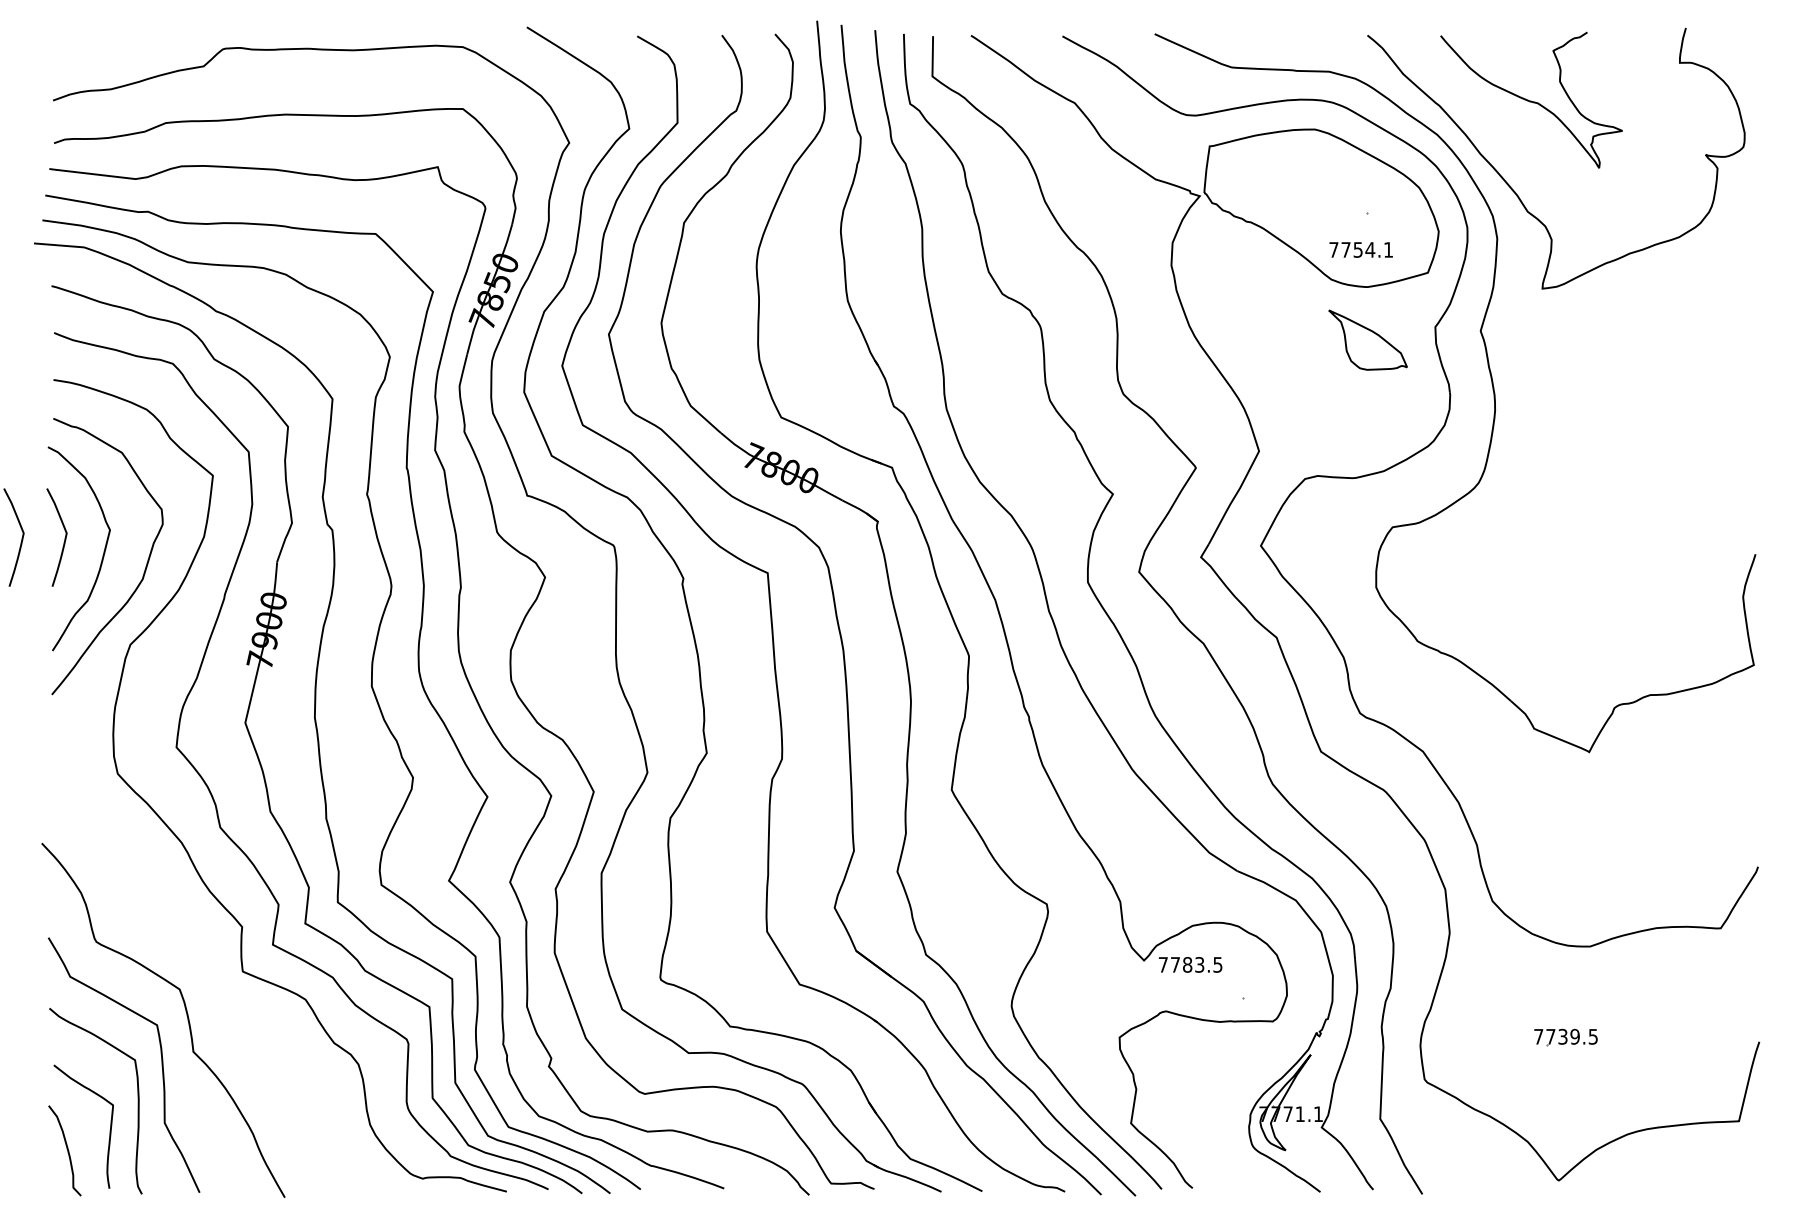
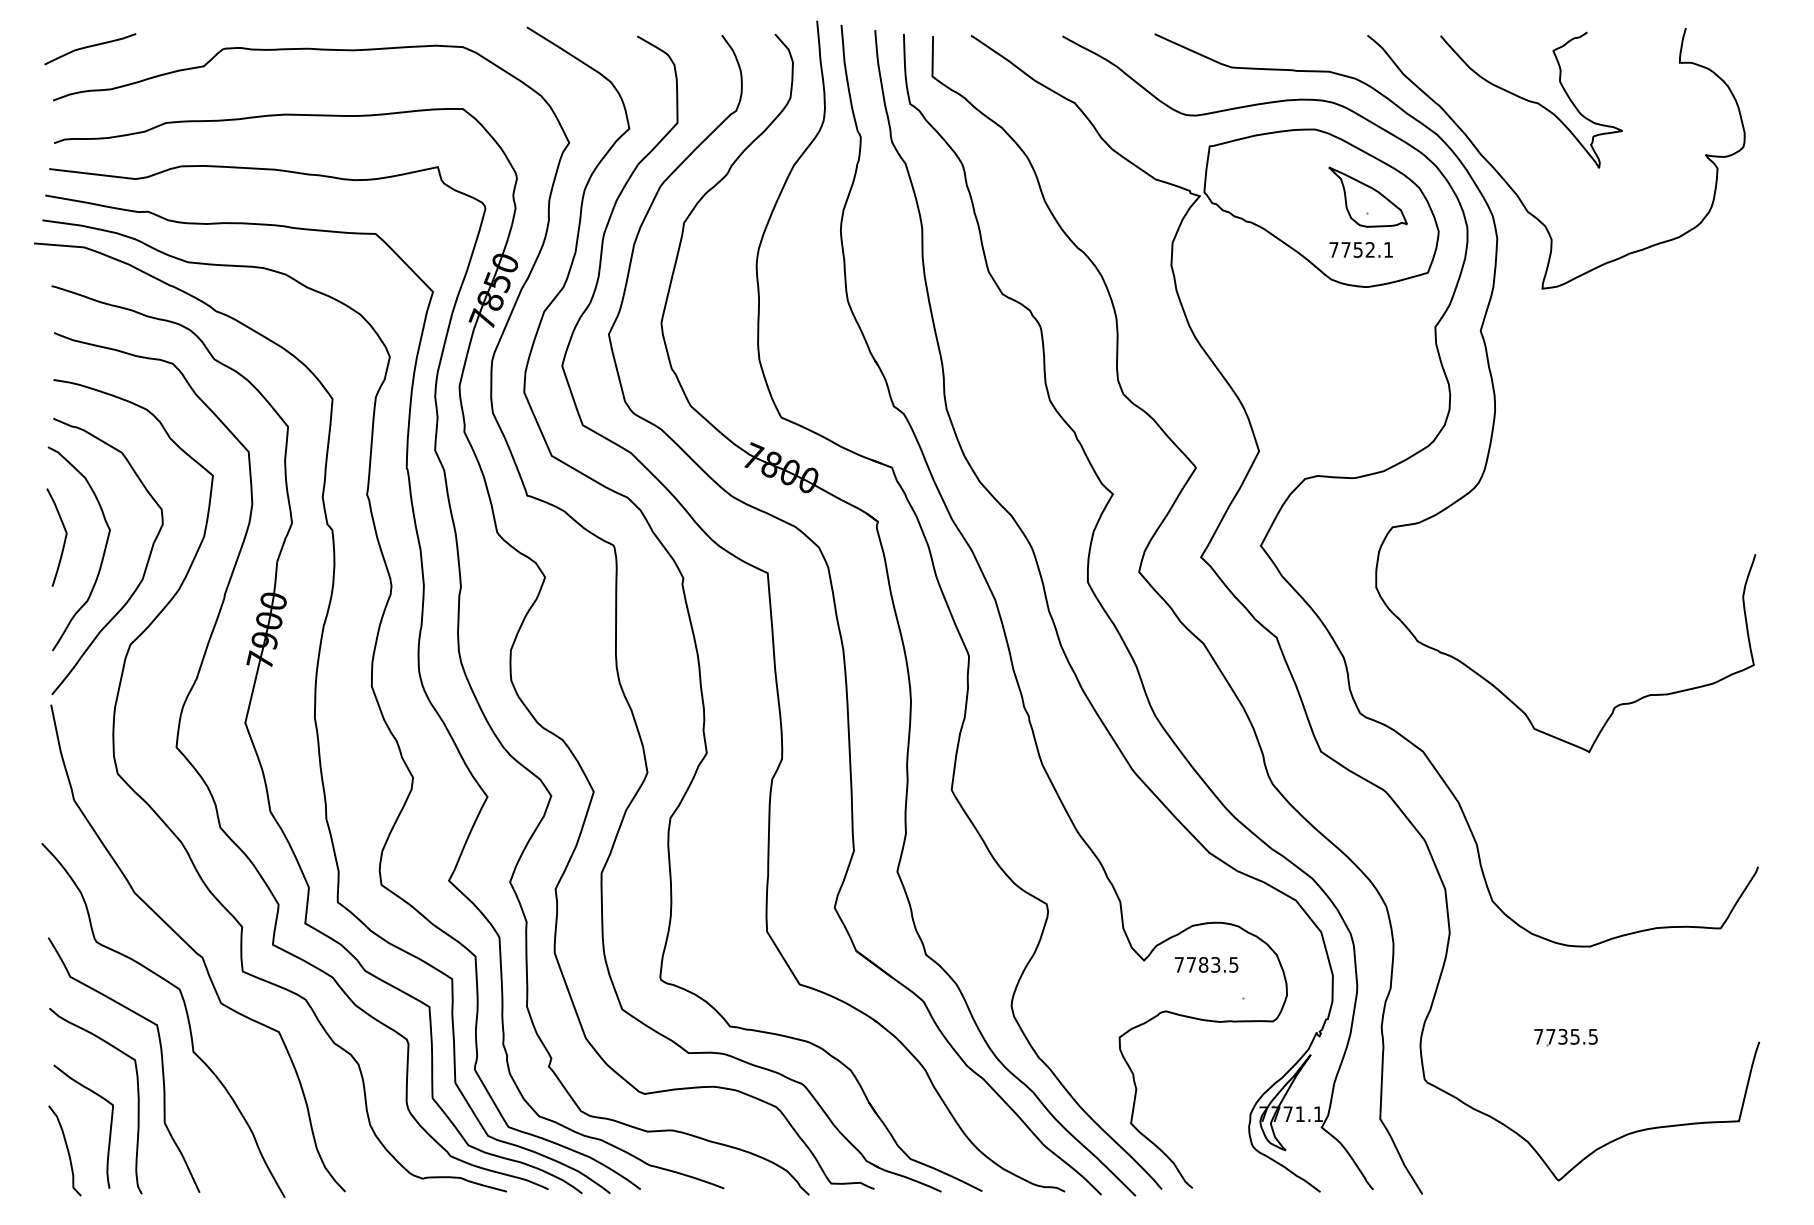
curve: none -> present (90, 47)
text: 7754.1 -> 7752.1 (1370, 249)
part position: (1367, 339) -> (1367, 196) (1367, 196)
curve: present -> none (21, 537)
curve: none -> present (195, 950)
text position: (1190, 964) -> (1206, 964) (1206, 964)
text: 7739.5 -> 7735.5 (1574, 1036)
